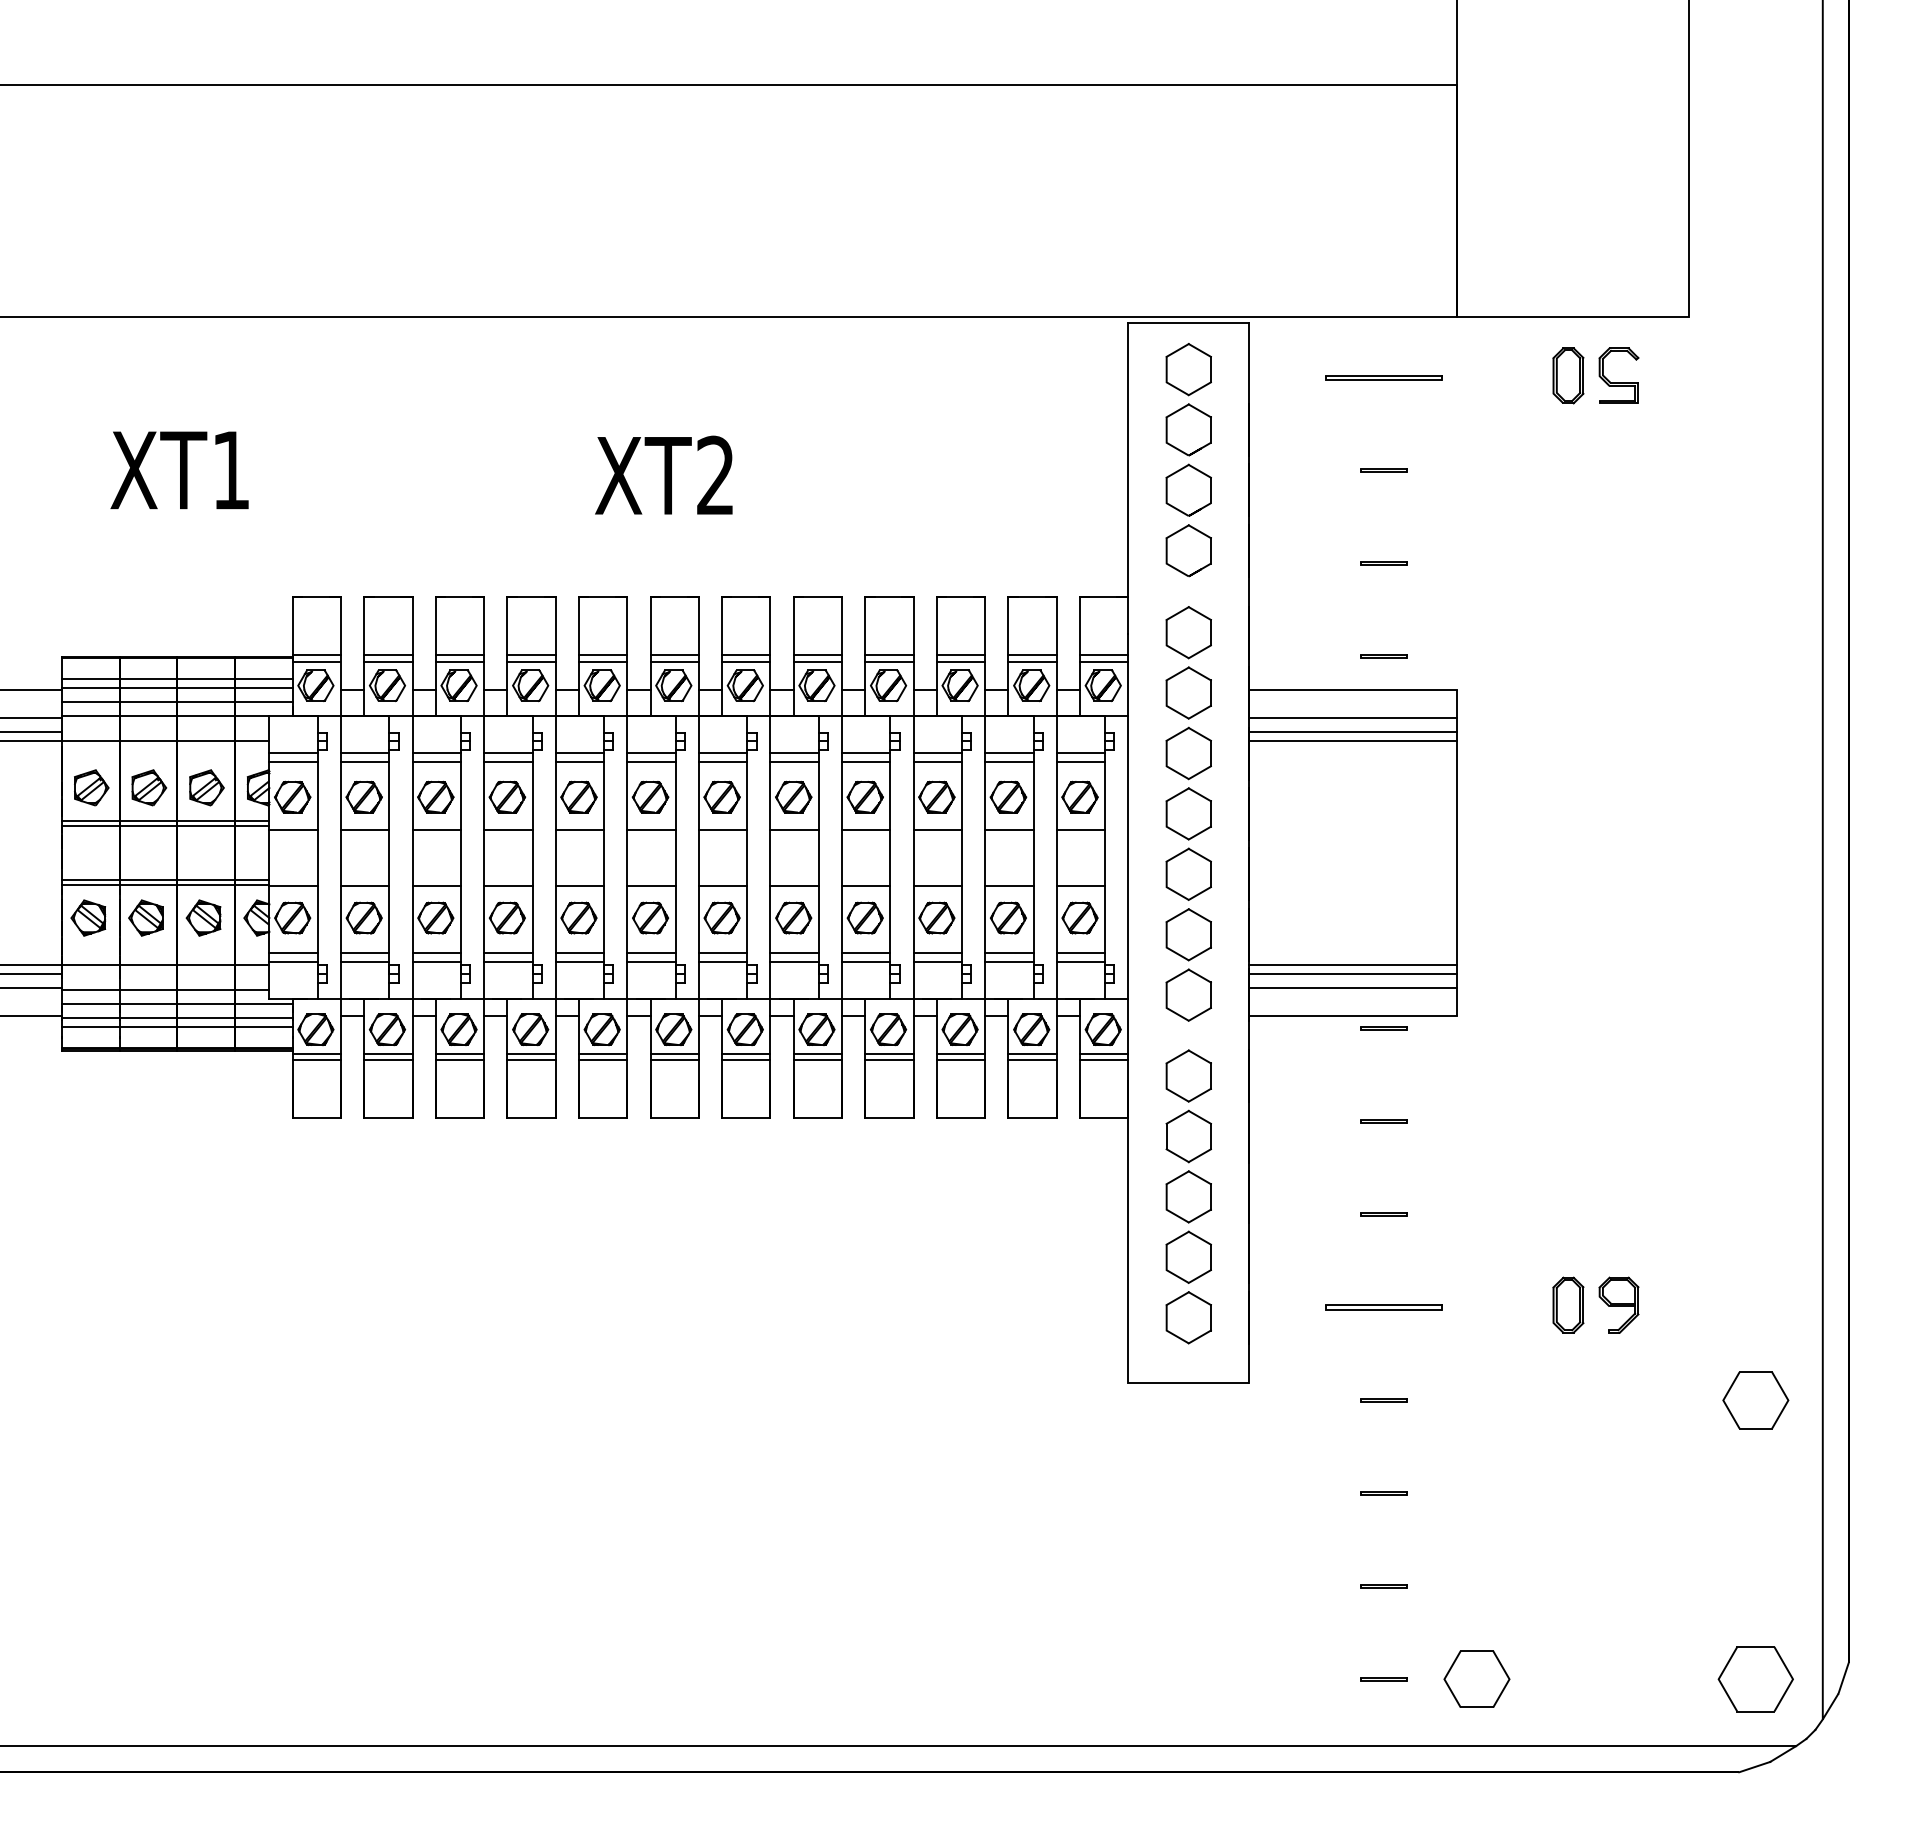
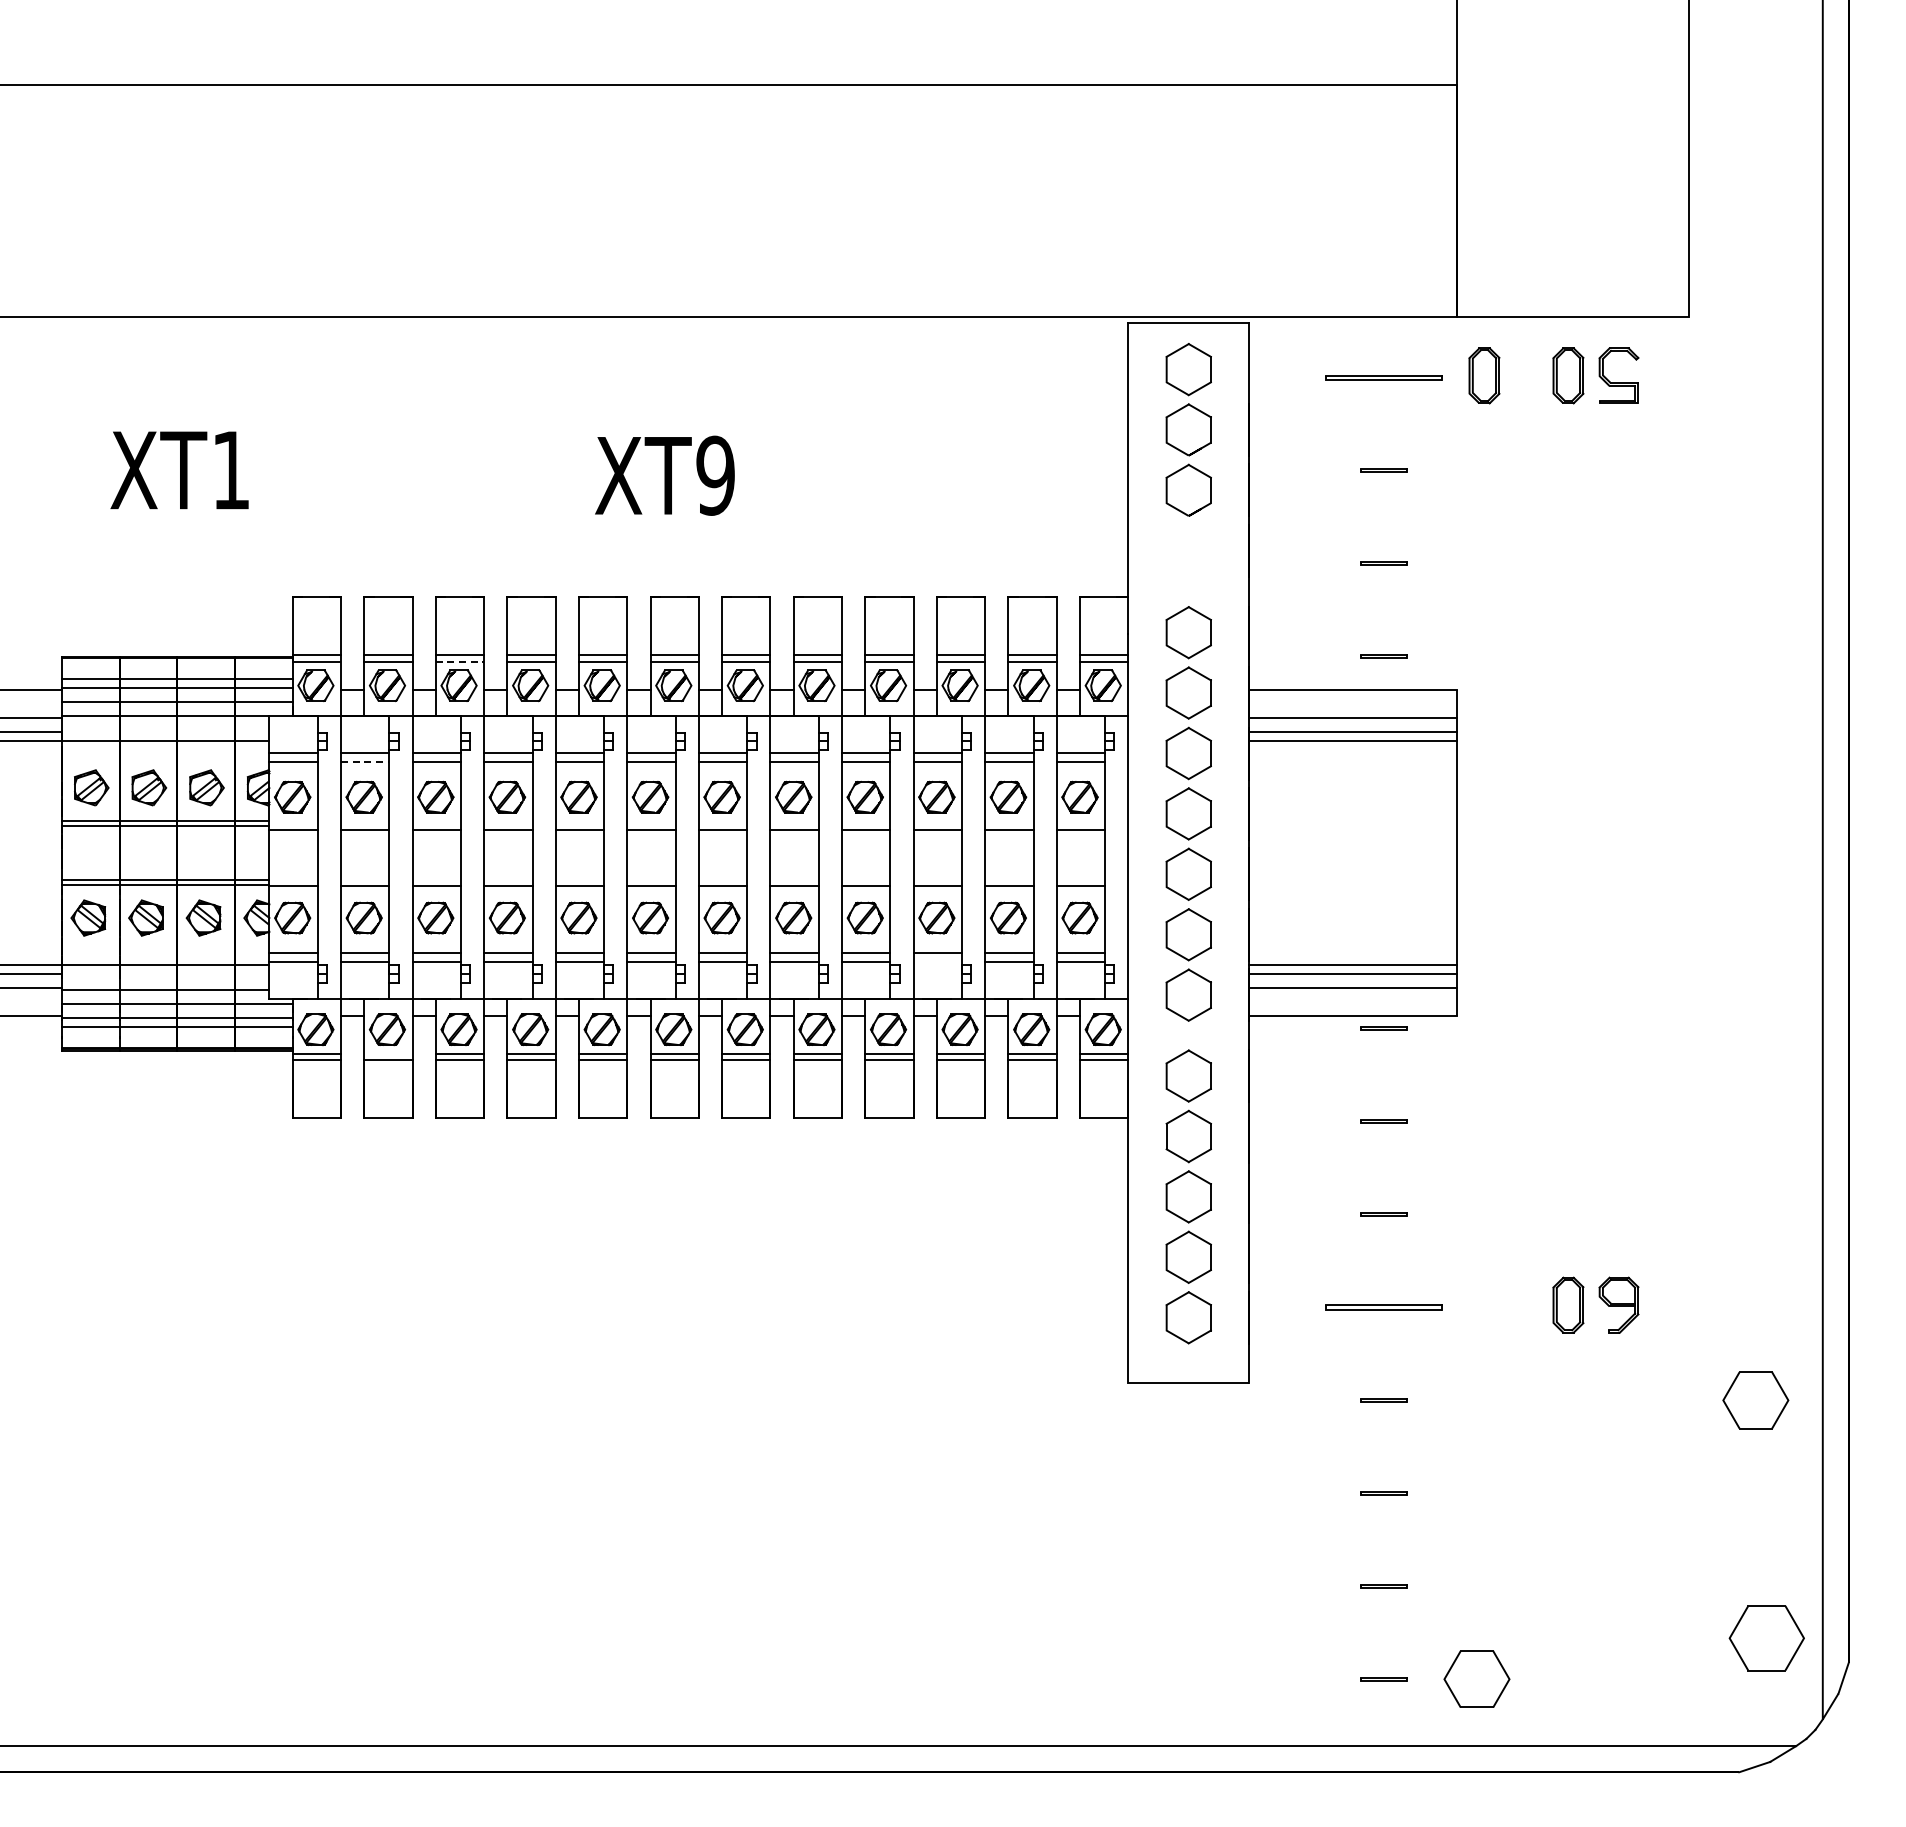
part: none -> present (1484, 375)
text: XT2 -> XT9 (715, 475)
part: present -> none (1188, 550)
line: solid -> dashed (460, 661)
line: solid -> dashed (365, 762)
line: present -> none (937, 962)
line: present -> none (388, 1053)
part position: (1755, 1679) -> (1766, 1638) (1766, 1638)
